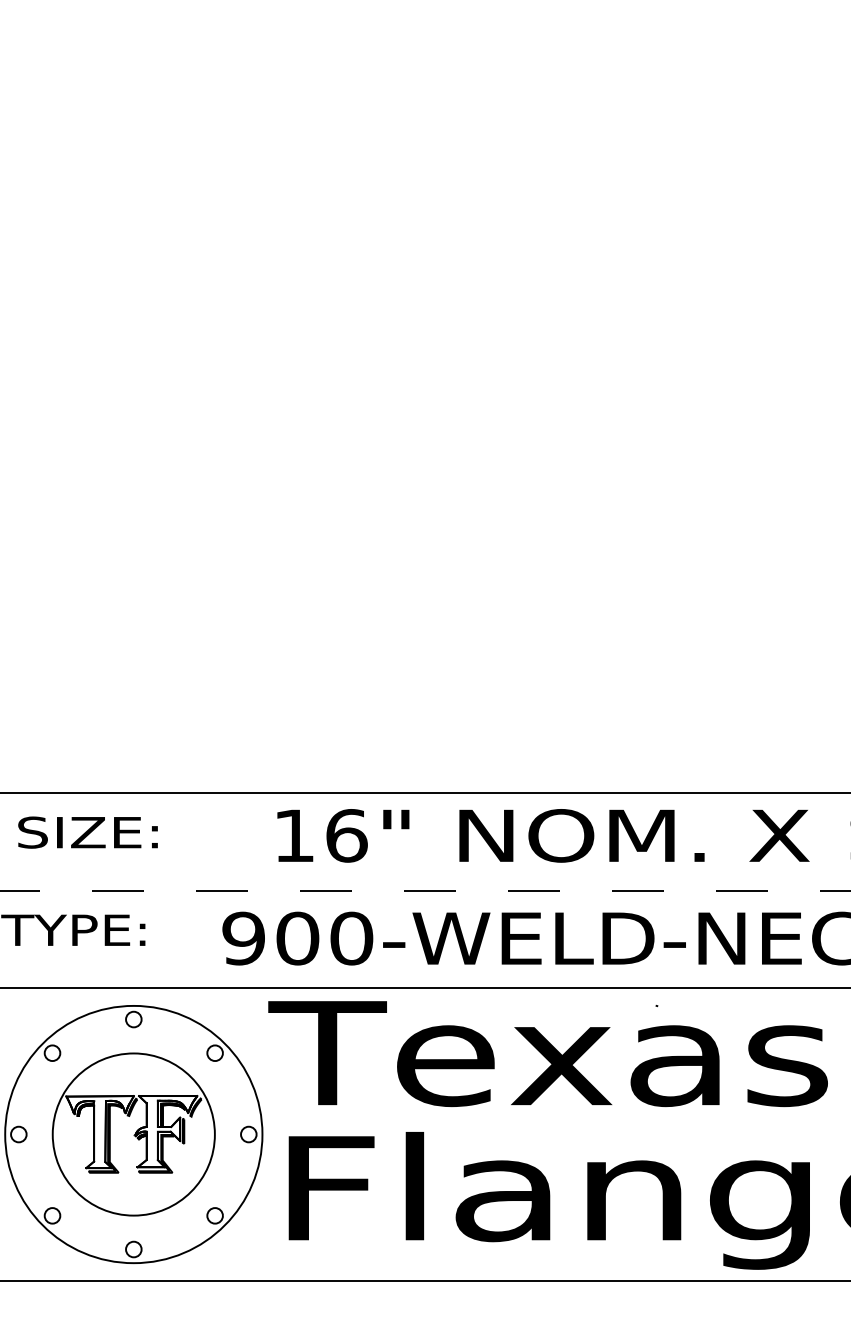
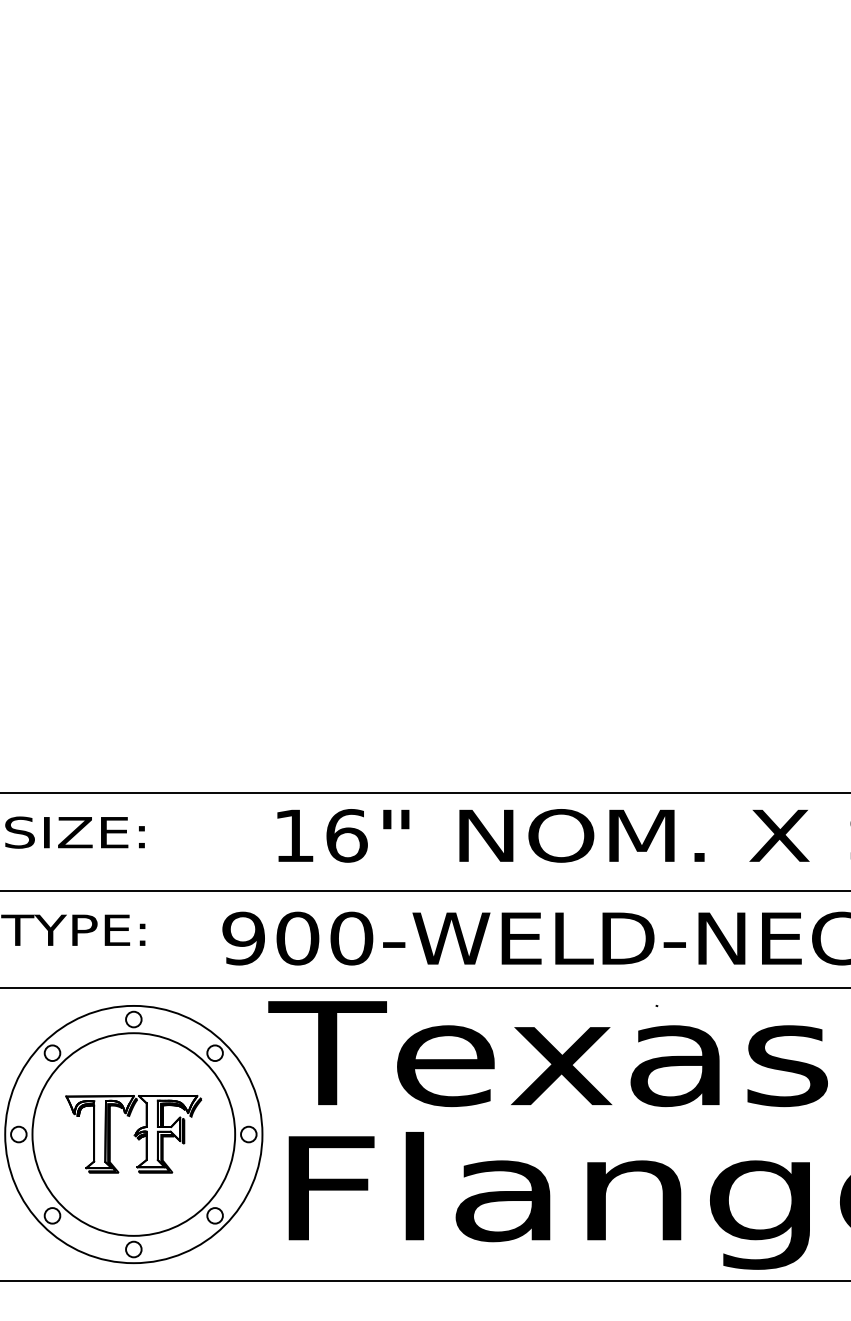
text position: (87, 832) -> (74, 832) (74, 832)
line: dashed -> solid (426, 890)
circle diameter: 162 px -> 203 px (133, 1134)
